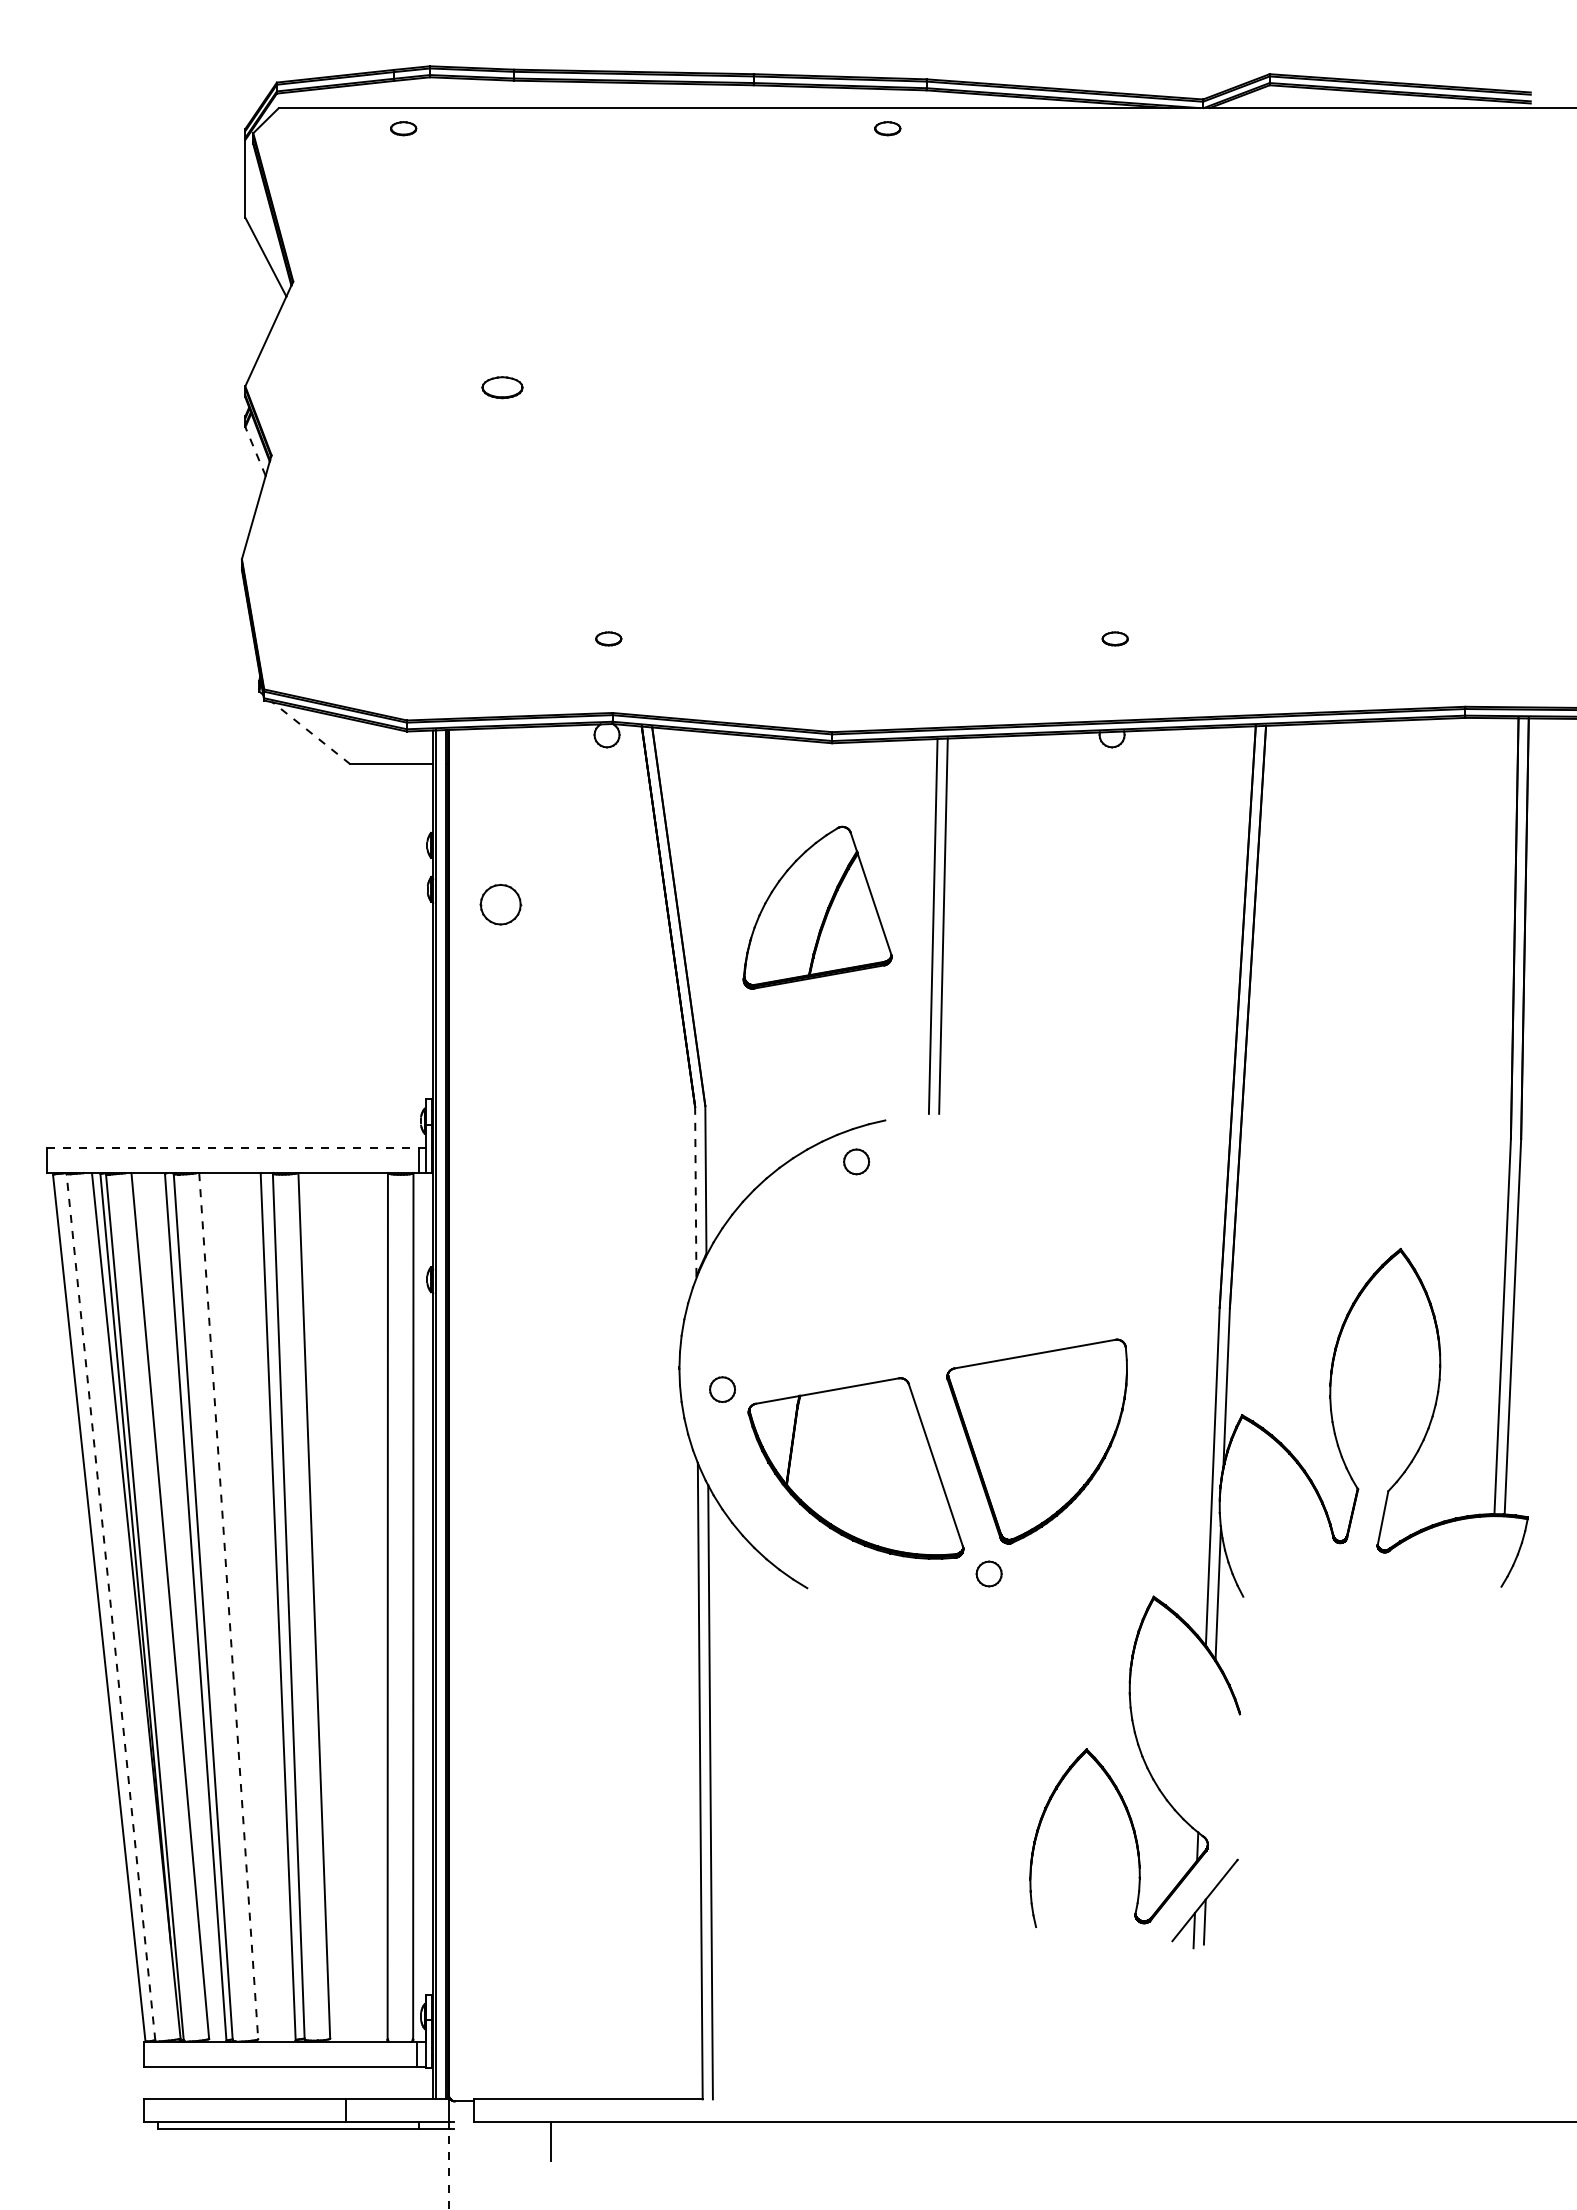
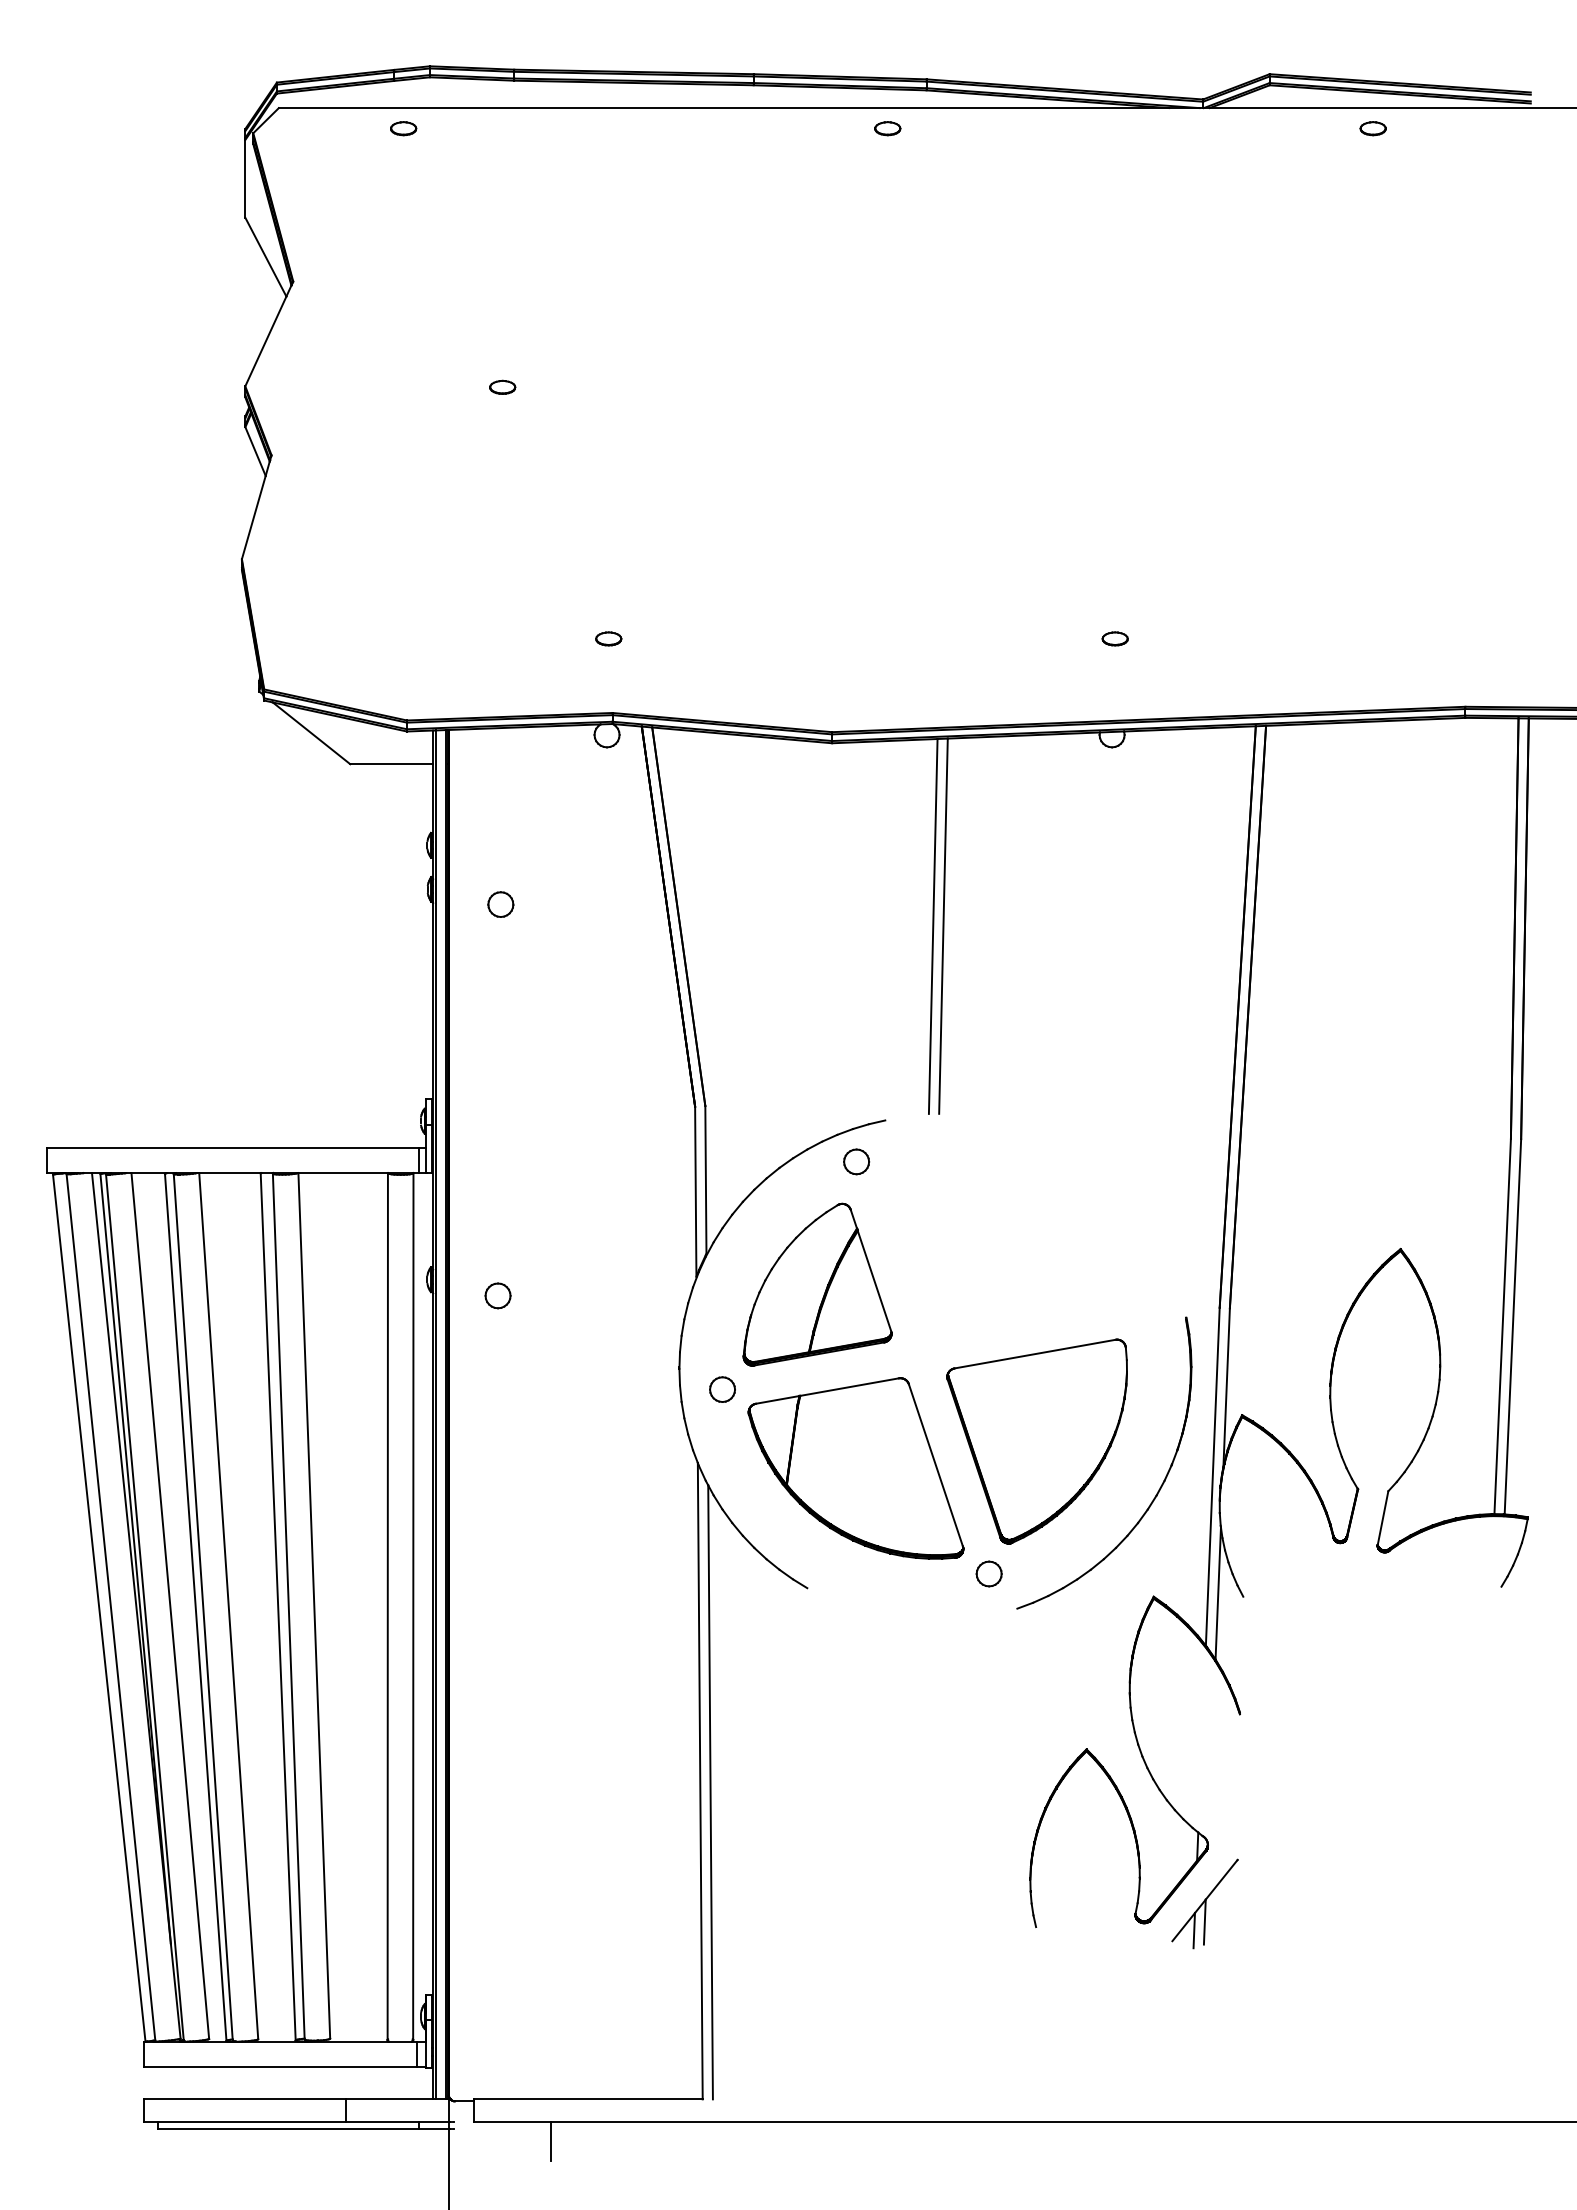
part: none -> present (1372, 128)
part size: 43x24 px -> 28x16 px (502, 386)
line: dashed -> solid (255, 451)
line: dashed -> solid (311, 733)
part size: 44x42 px -> 28x27 px (500, 904)
part position: (817, 907) -> (817, 1284) (817, 1284)
line: dashed -> solid (233, 1147)
line: dashed -> solid (695, 1191)
part: none -> present (497, 1295)
part: none -> present (1158, 1489)
line: dashed -> solid (110, 1606)
line: dashed -> solid (228, 1606)
line: dashed -> solid (448, 2169)
